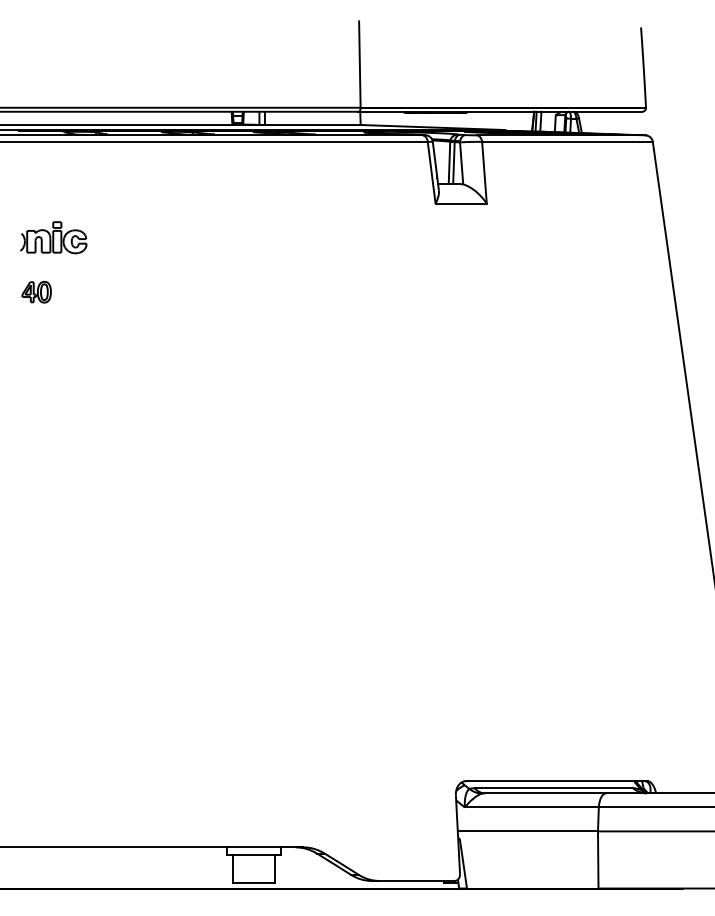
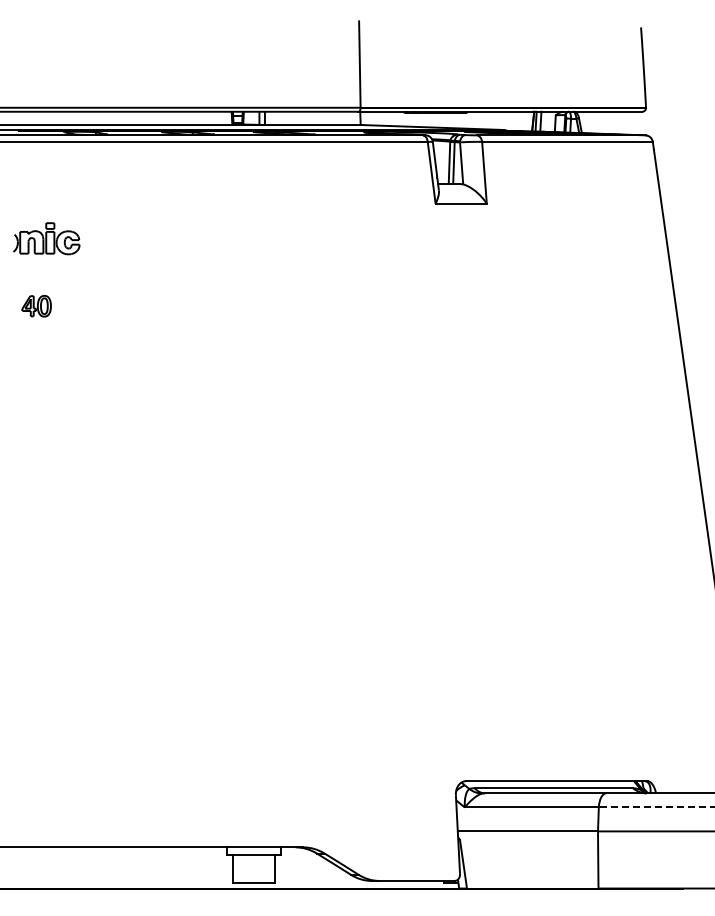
part position: (53, 237) -> (46, 238) (46, 238)
part position: (36, 291) -> (36, 305) (36, 305)
line: solid -> dashed (656, 807)
